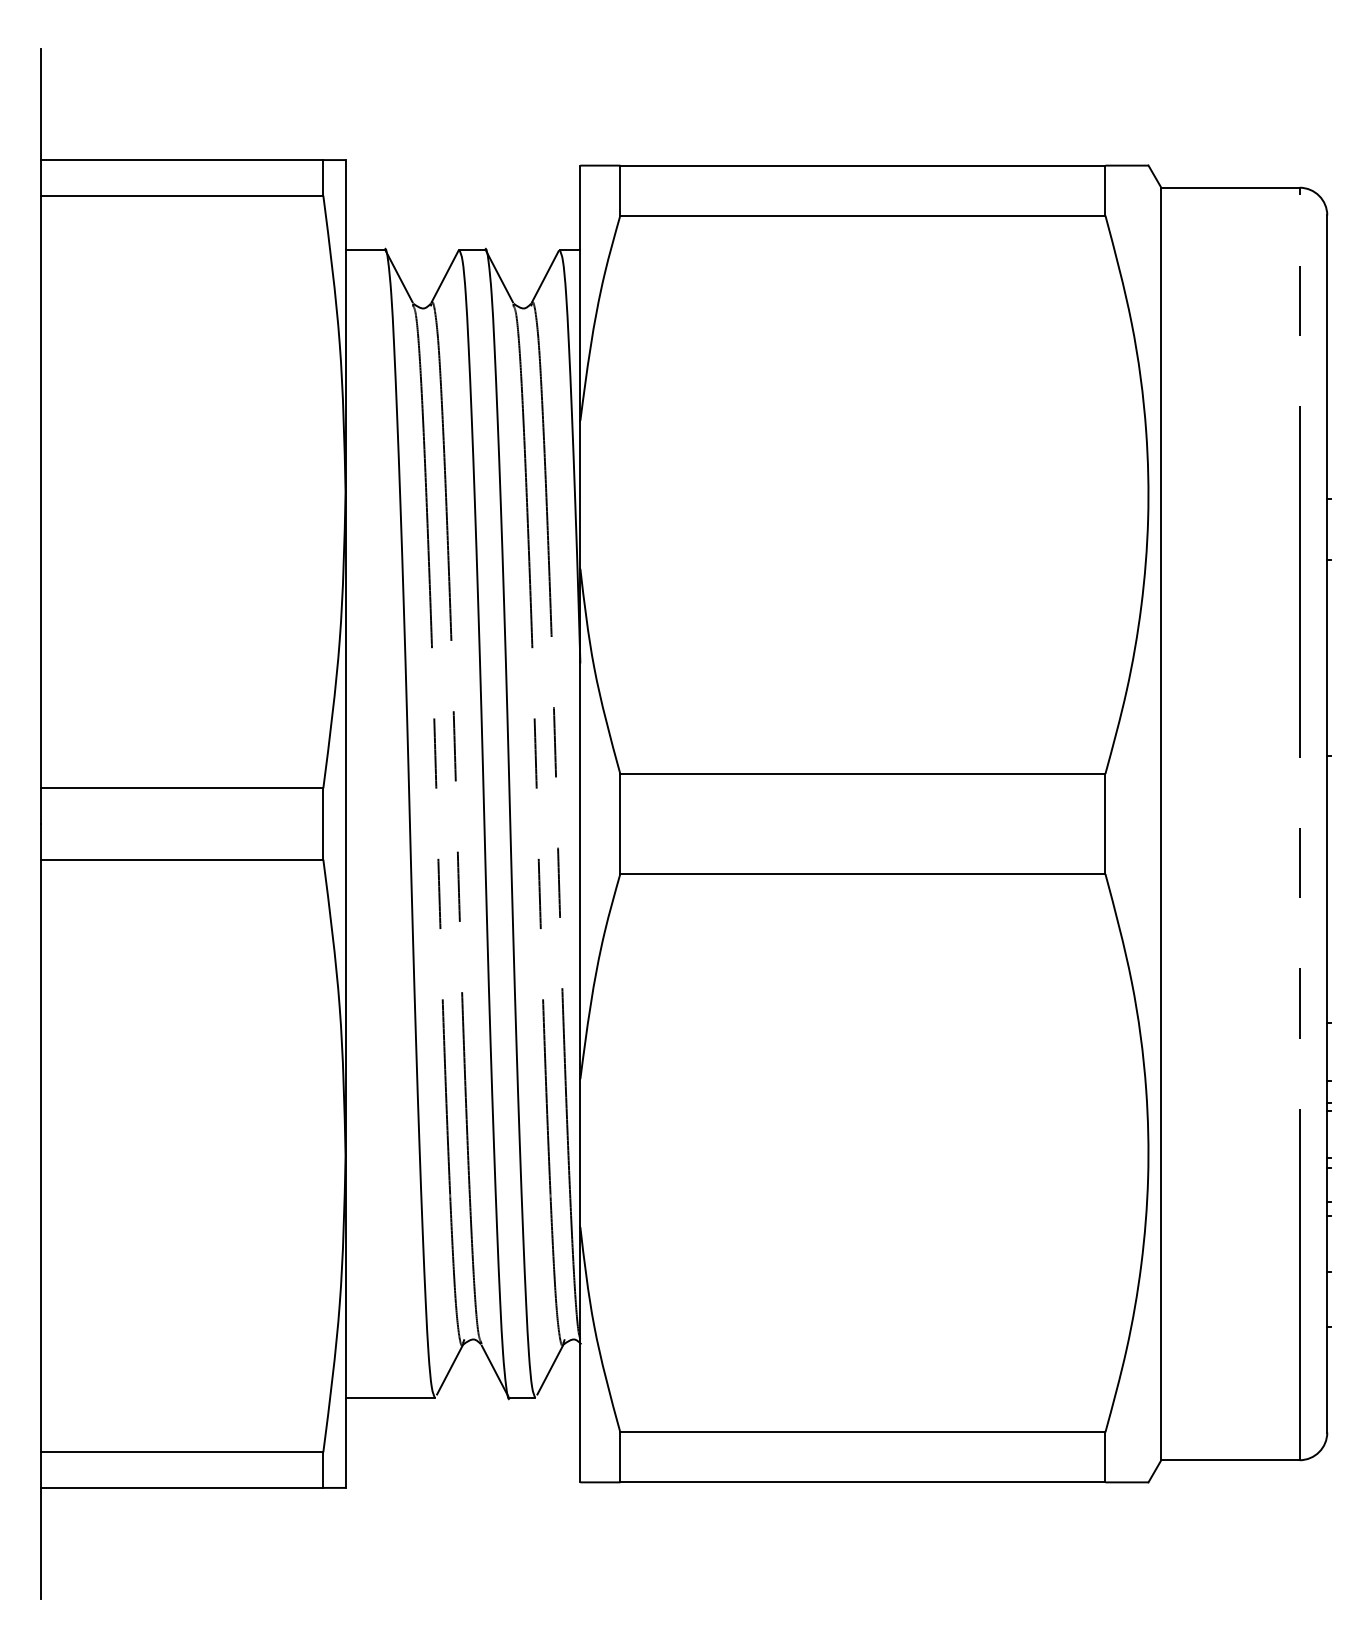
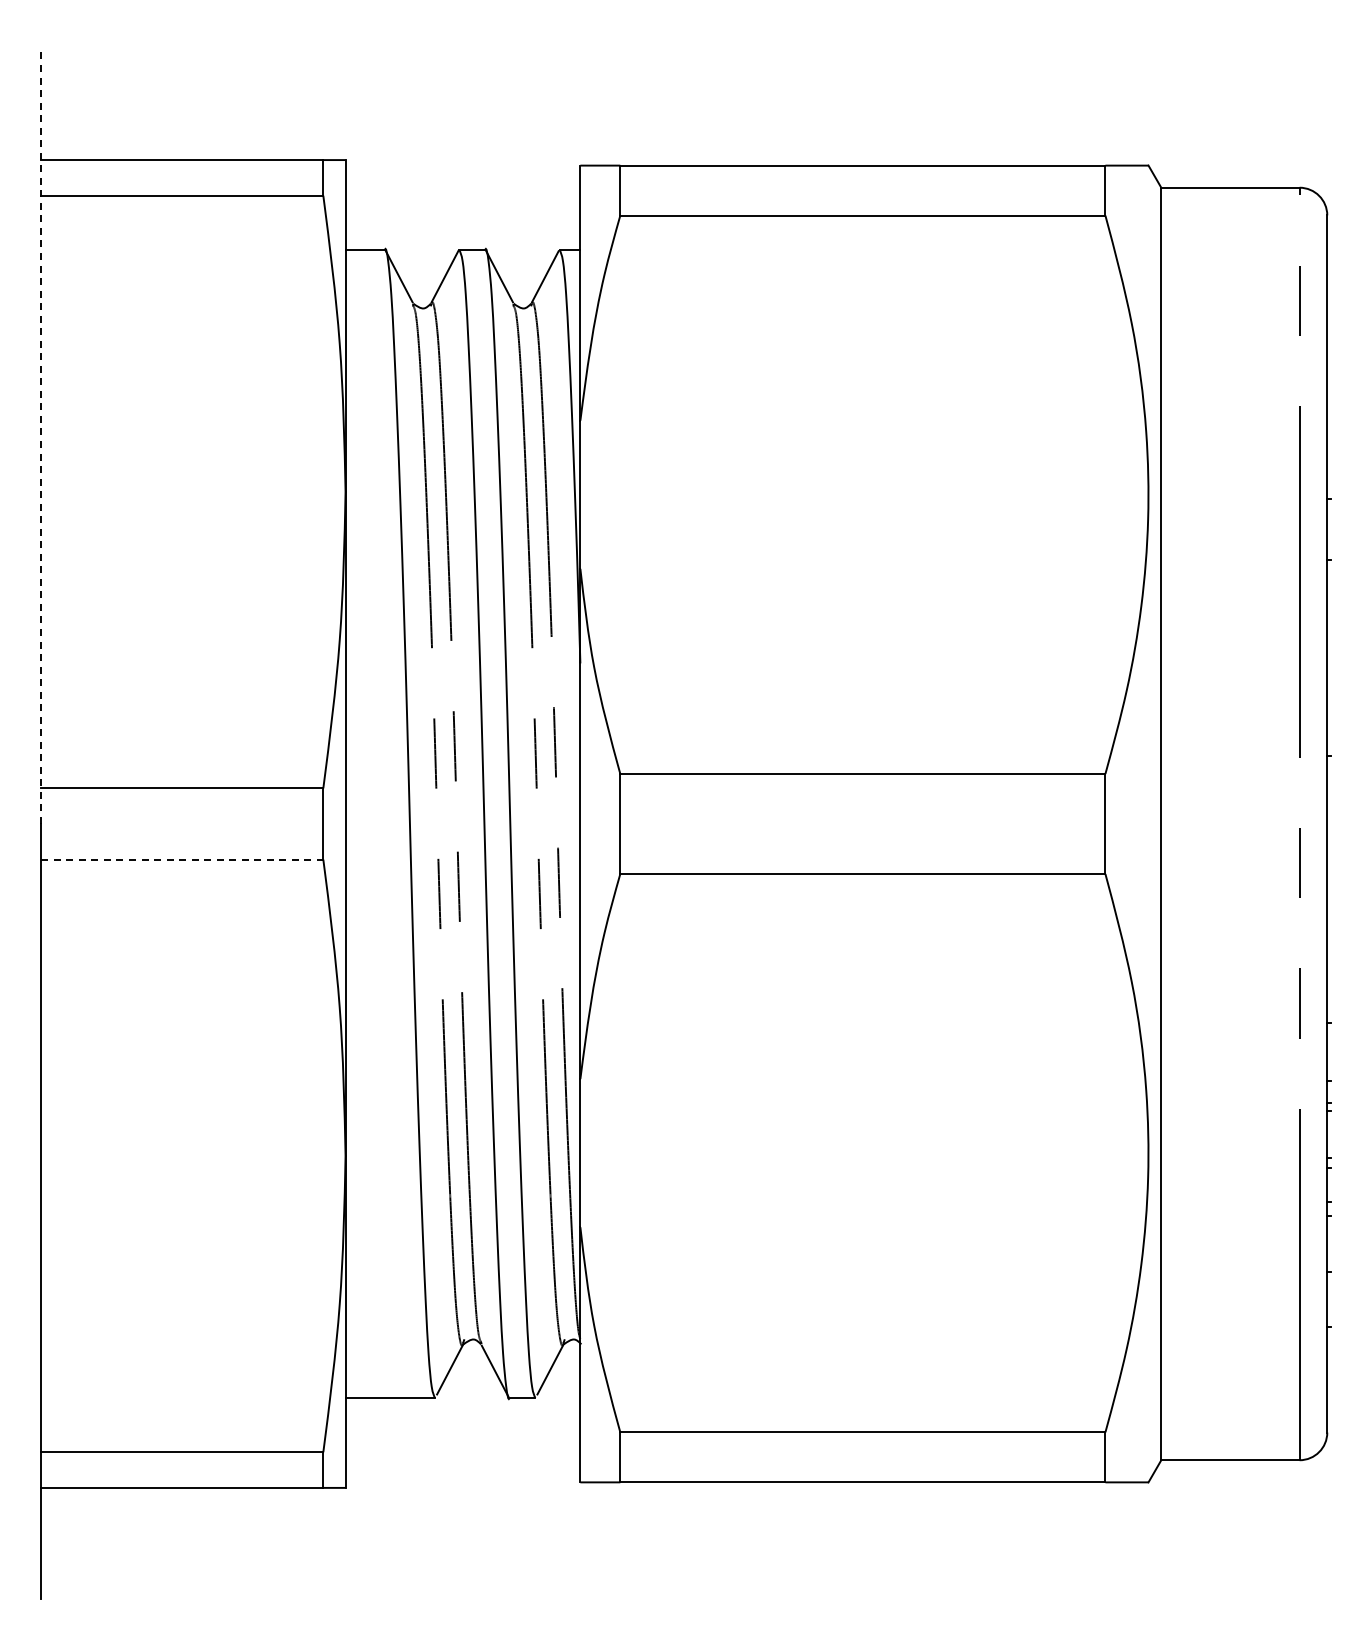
line: solid -> dashed (41, 436)
line: solid -> dashed (182, 859)
